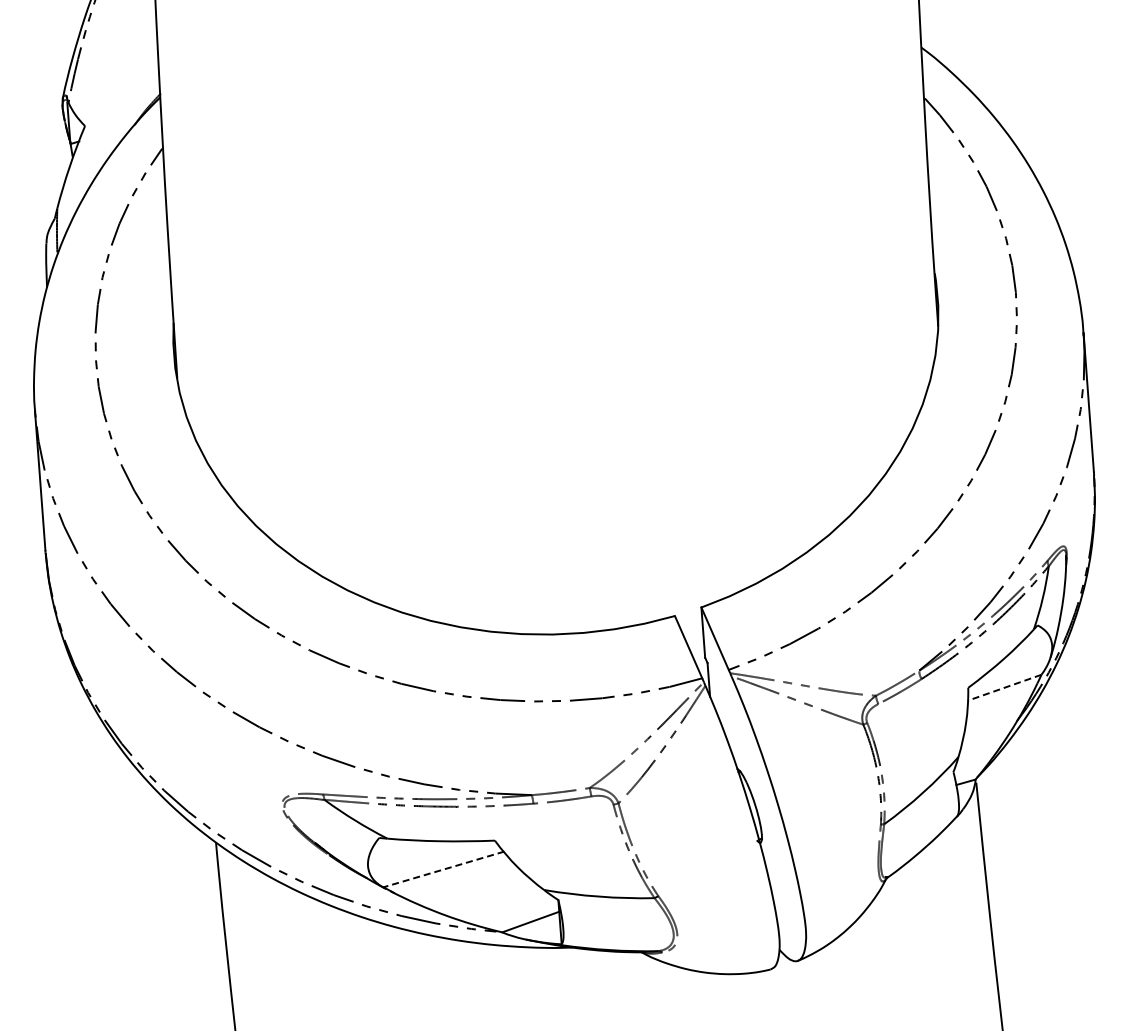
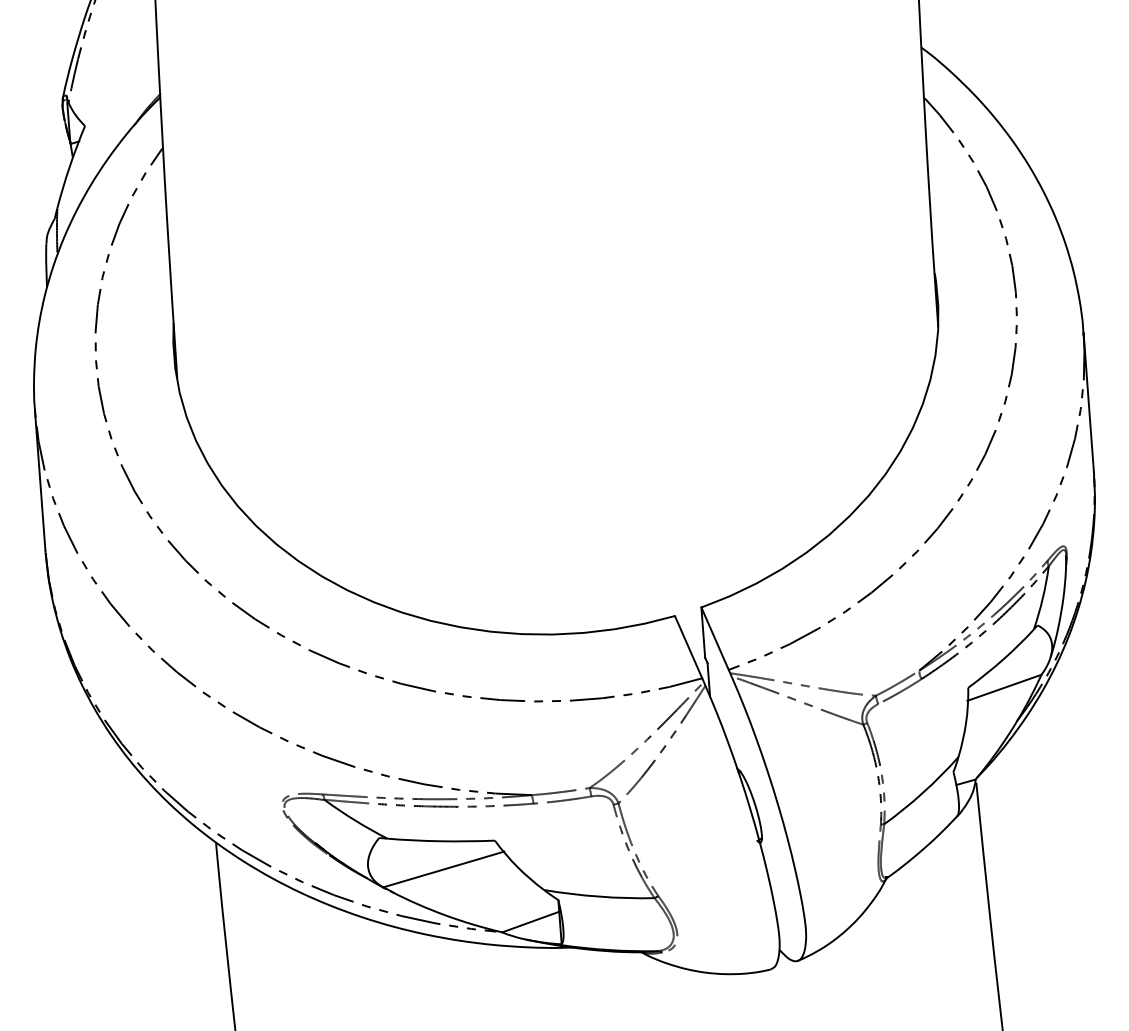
line: dashed -> solid (1003, 687)
line: dashed -> solid (443, 869)
